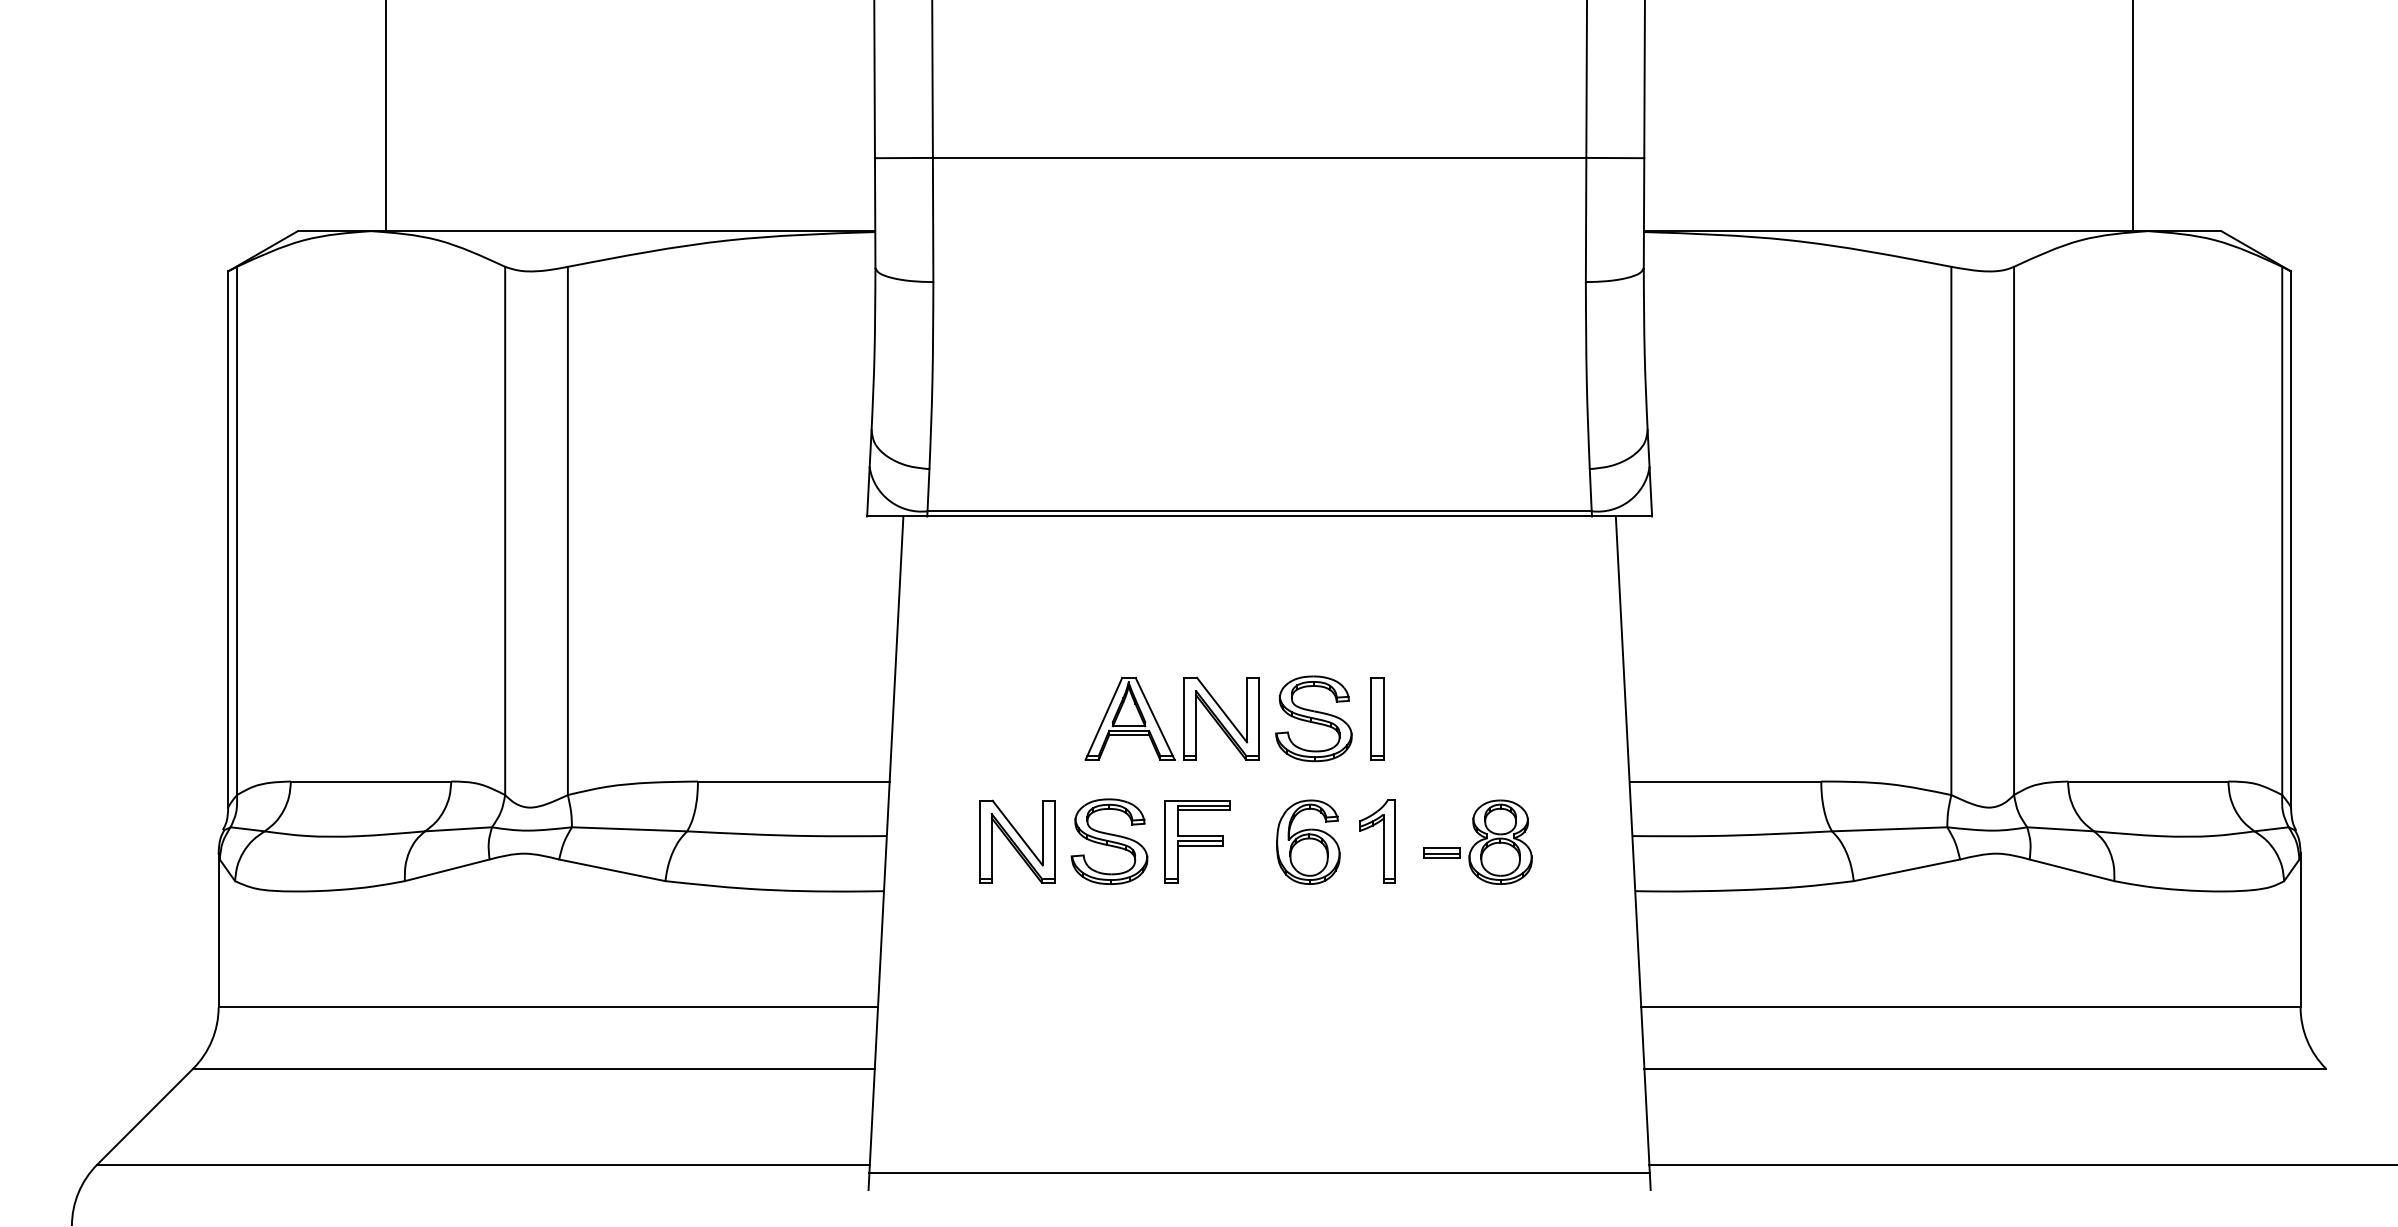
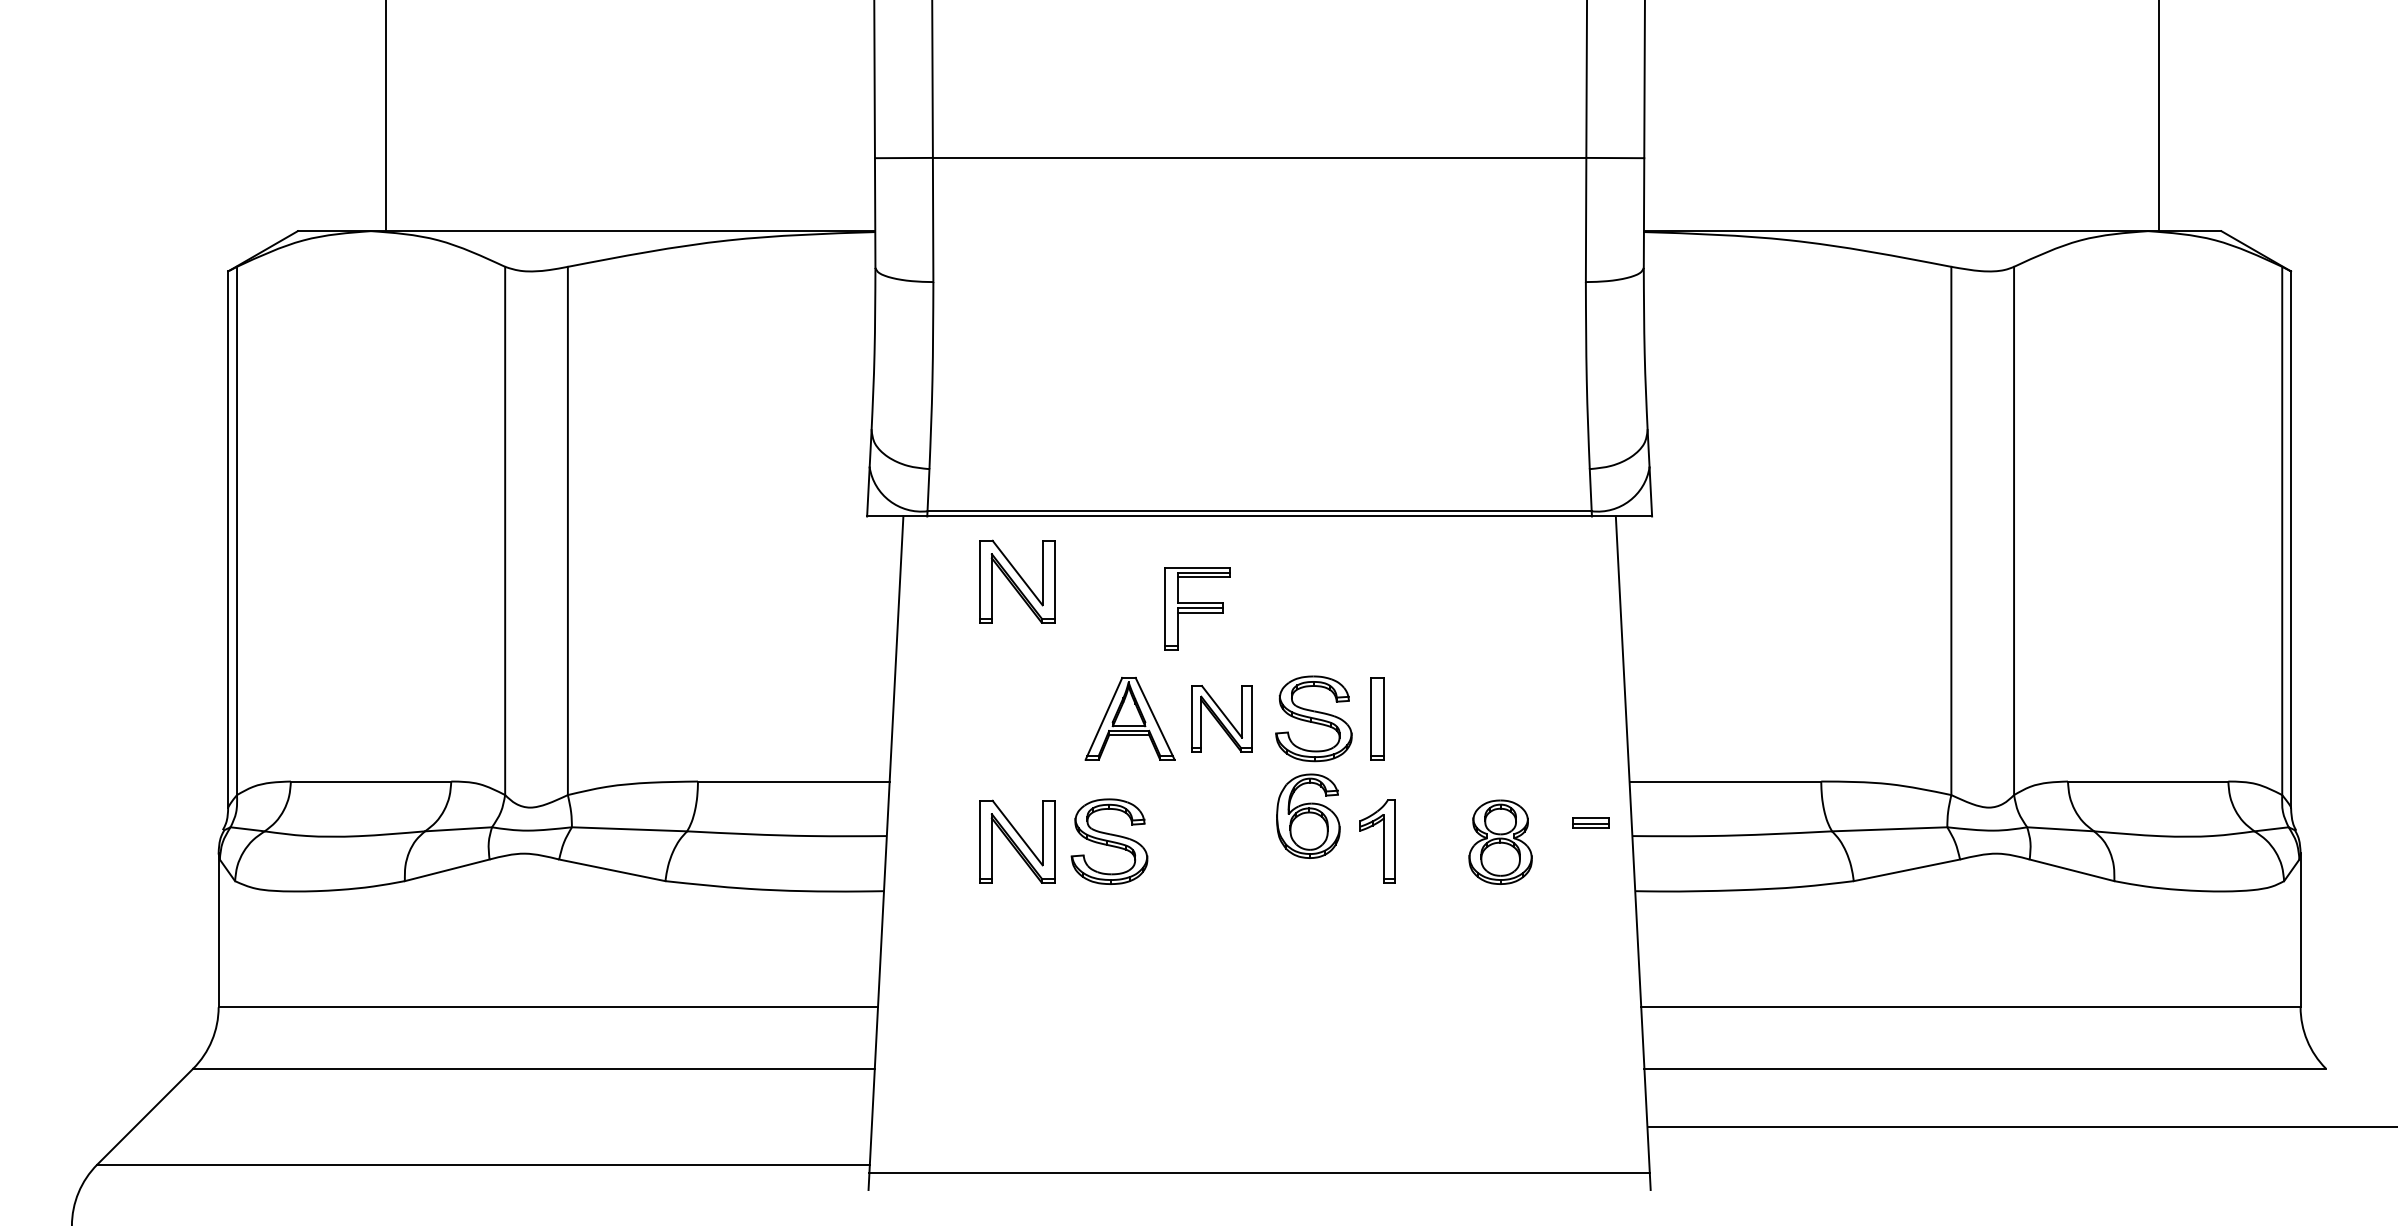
line position: (2133, 116) -> (2159, 116) (2159, 116)
part: none -> present (1017, 581)
part size: 77x85 px -> 62x68 px (1221, 718)
part position: (1197, 841) -> (1197, 608) (1197, 608)
part position: (1308, 841) -> (1308, 815) (1308, 815)
part position: (1441, 852) -> (1590, 822) (1590, 822)
line position: (2021, 1164) -> (2021, 1126) (2021, 1126)
